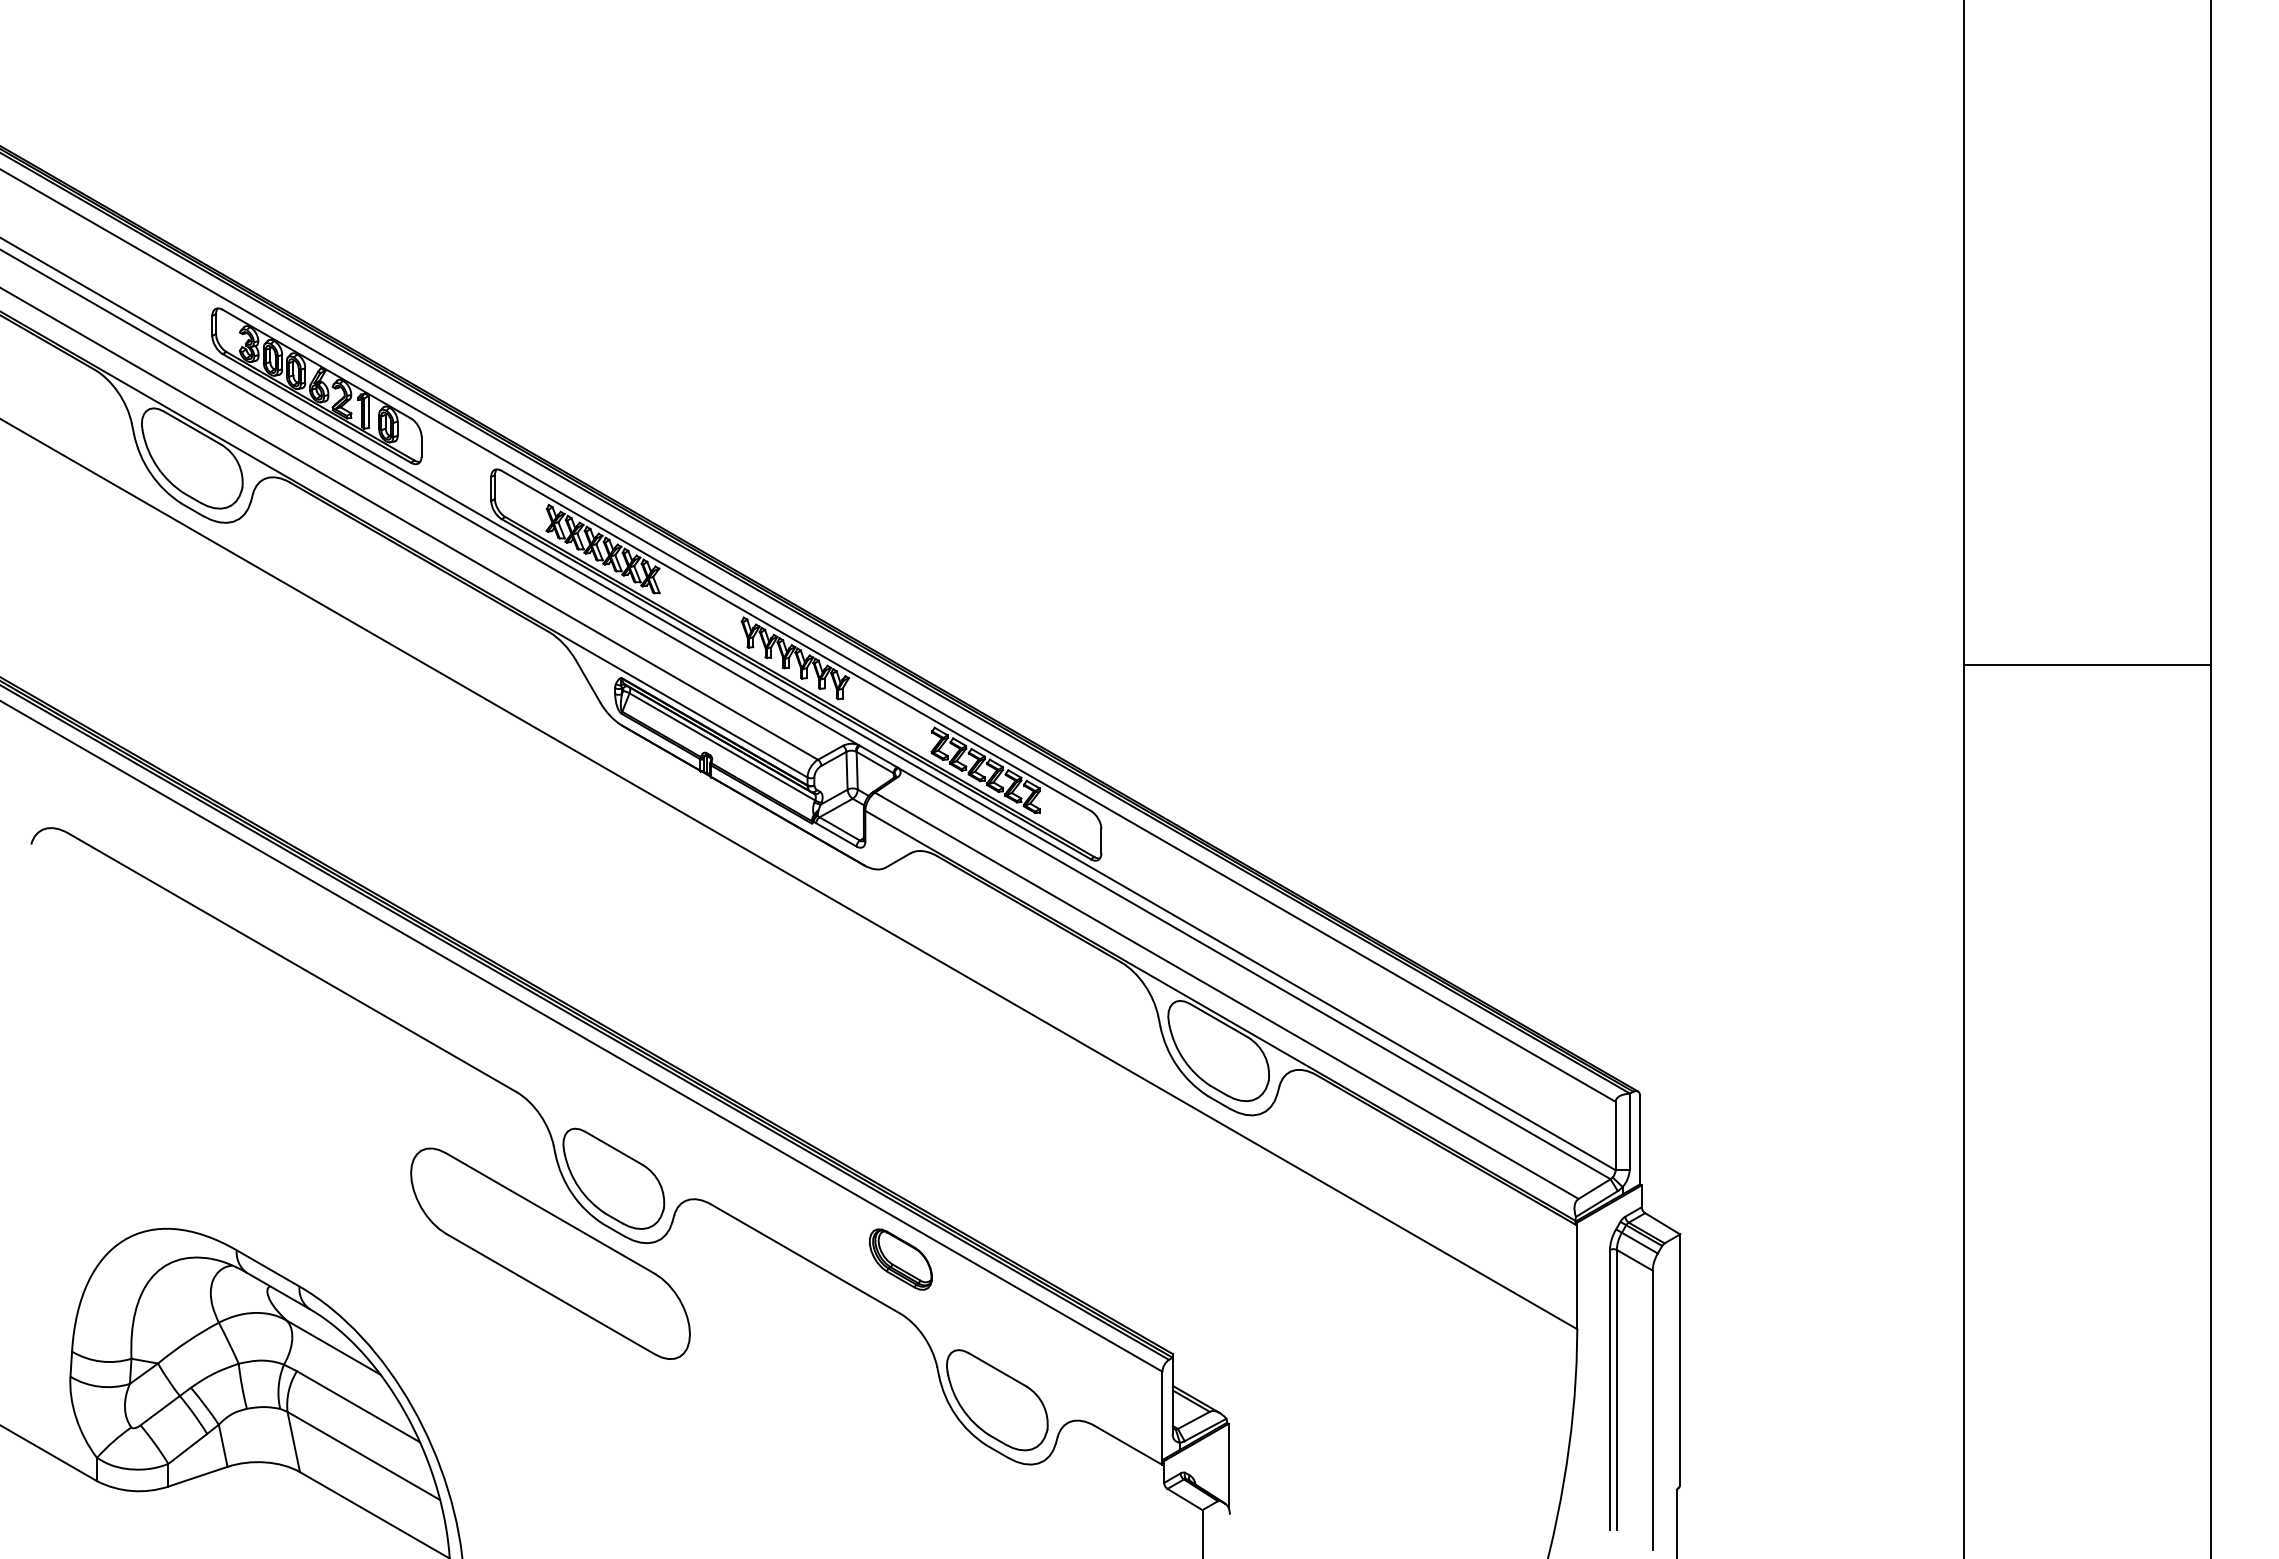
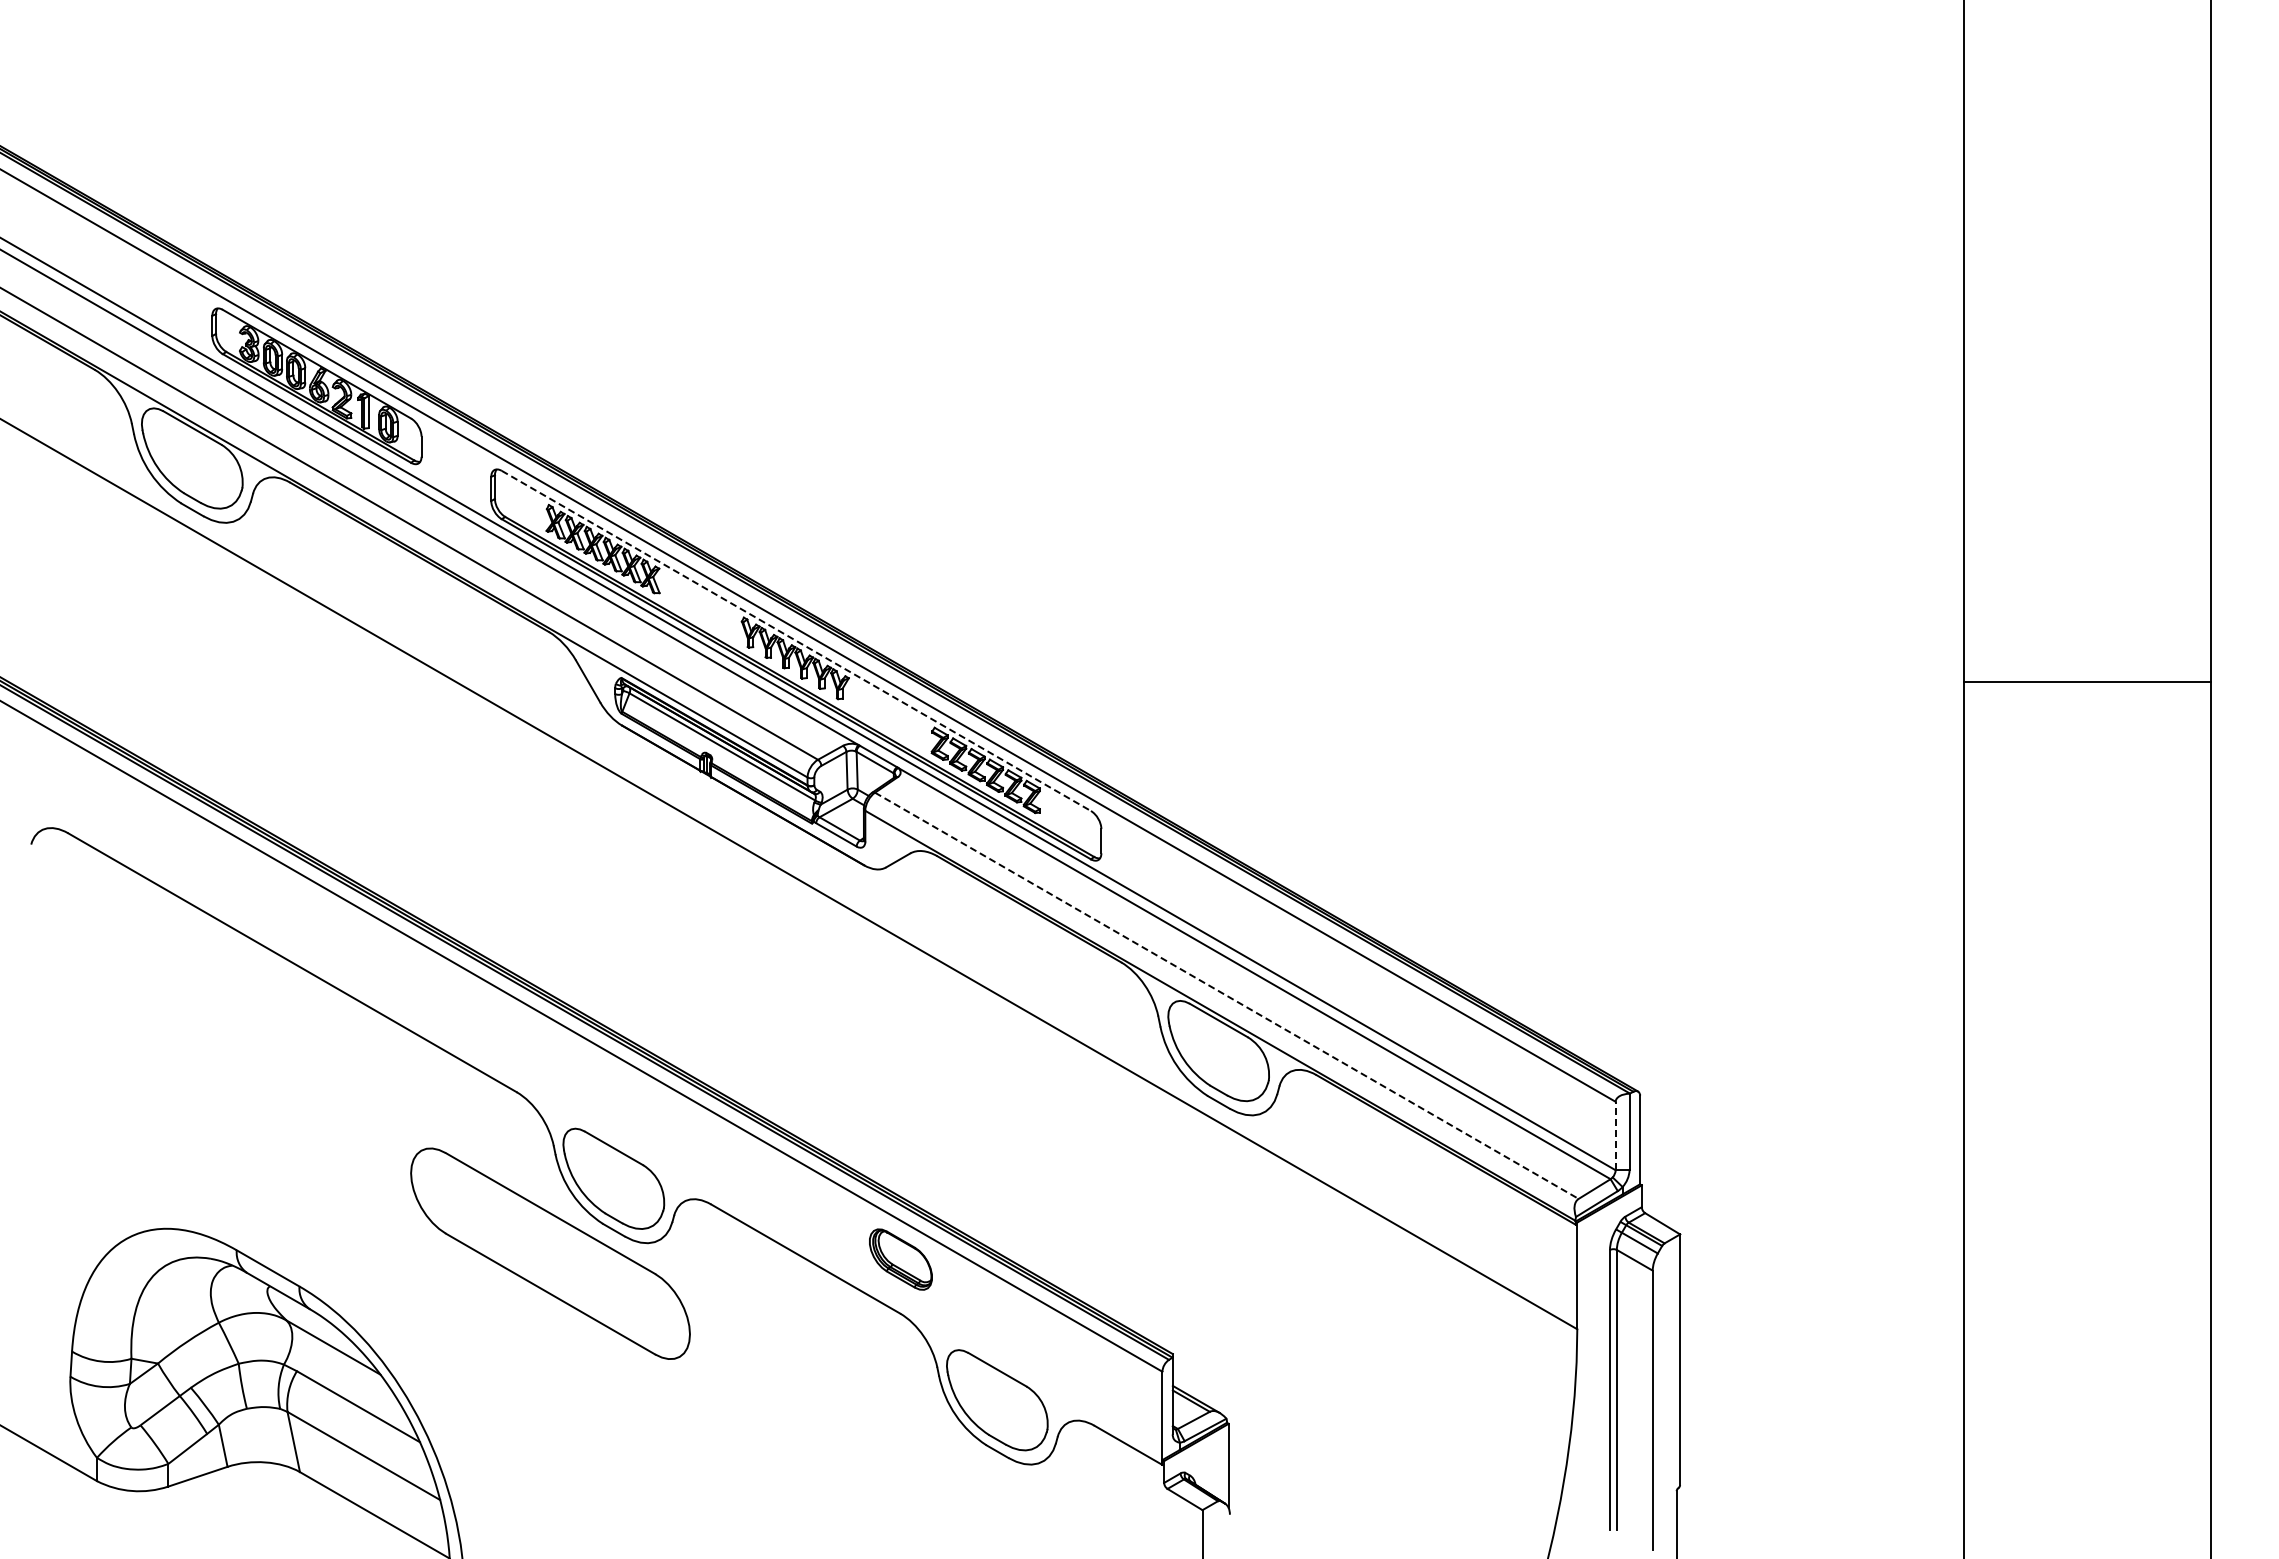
line: solid -> dashed (796, 641)
line position: (2087, 665) -> (2087, 682) (2087, 682)
line: solid -> dashed (1227, 996)
line: solid -> dashed (1615, 1135)
